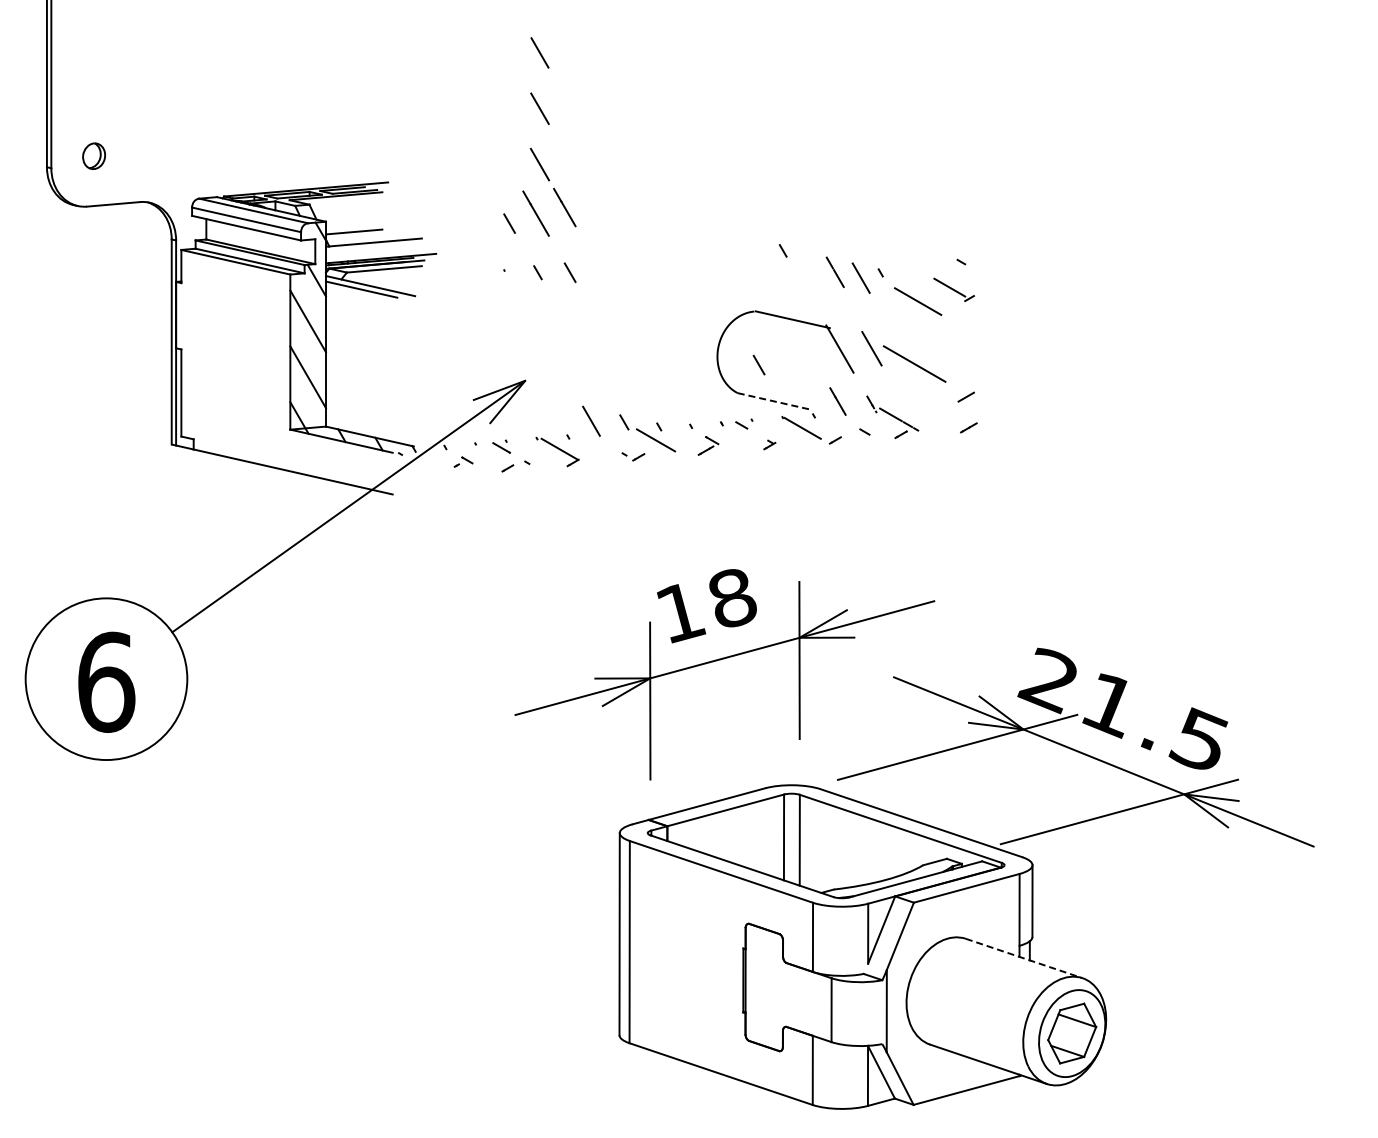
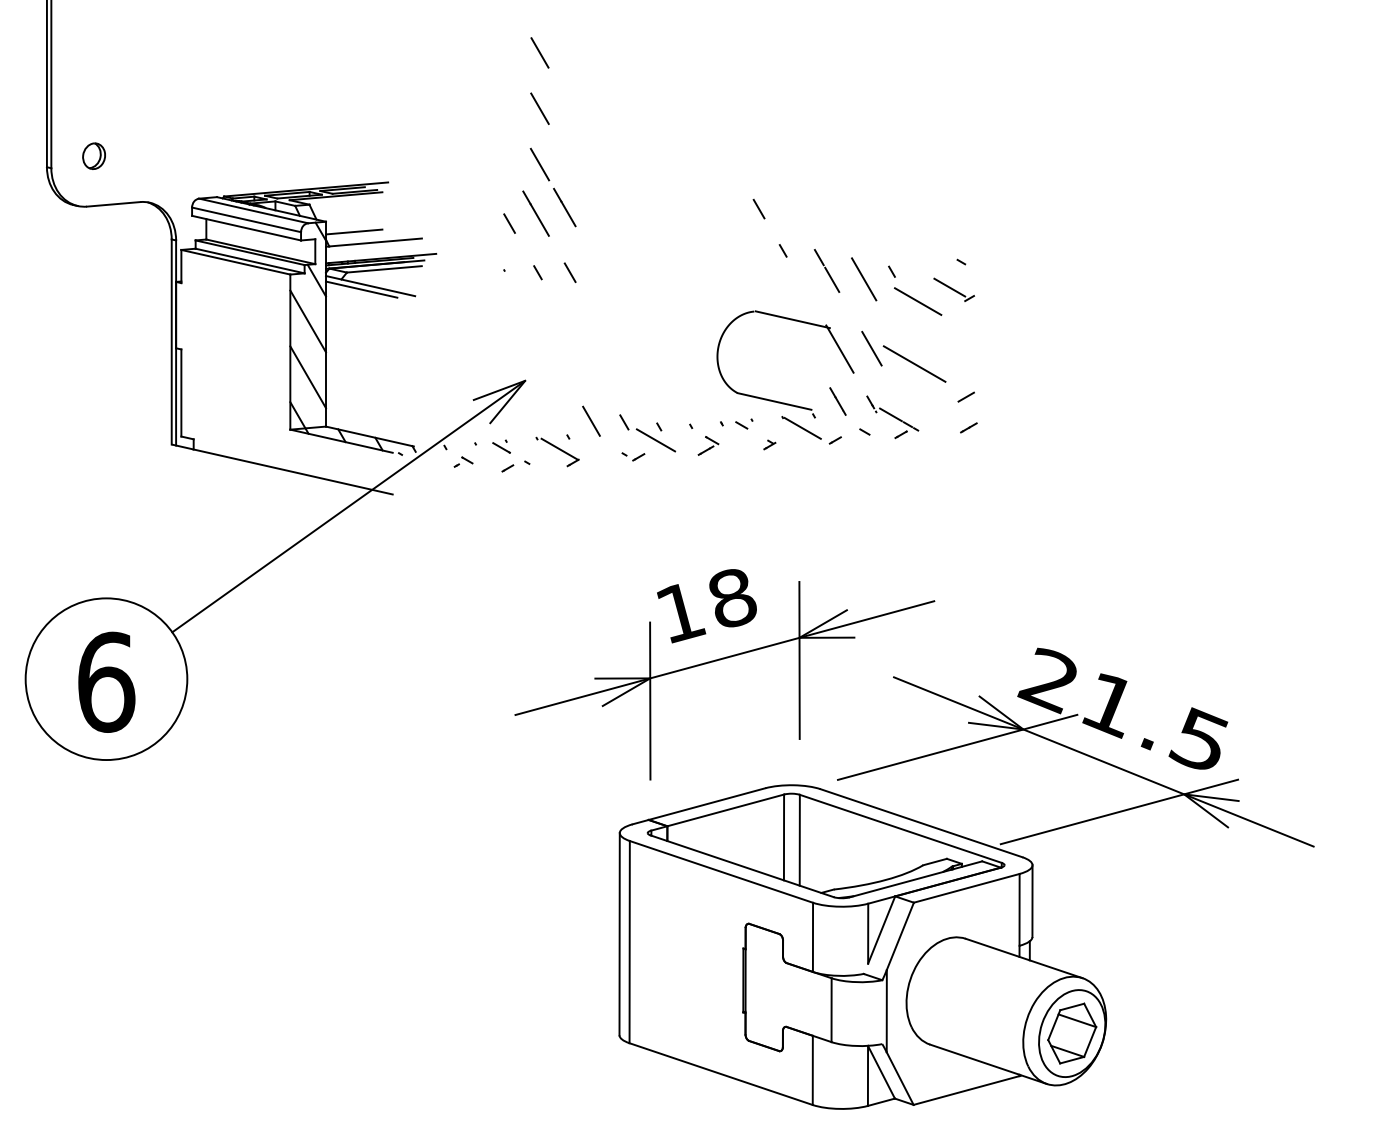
part size: 59x38 px -> 83x53 px (854, 275)
line position: (758, 365) -> (758, 209) (758, 209)
line: dashed -> solid (774, 401)
line: dashed -> solid (1024, 958)
